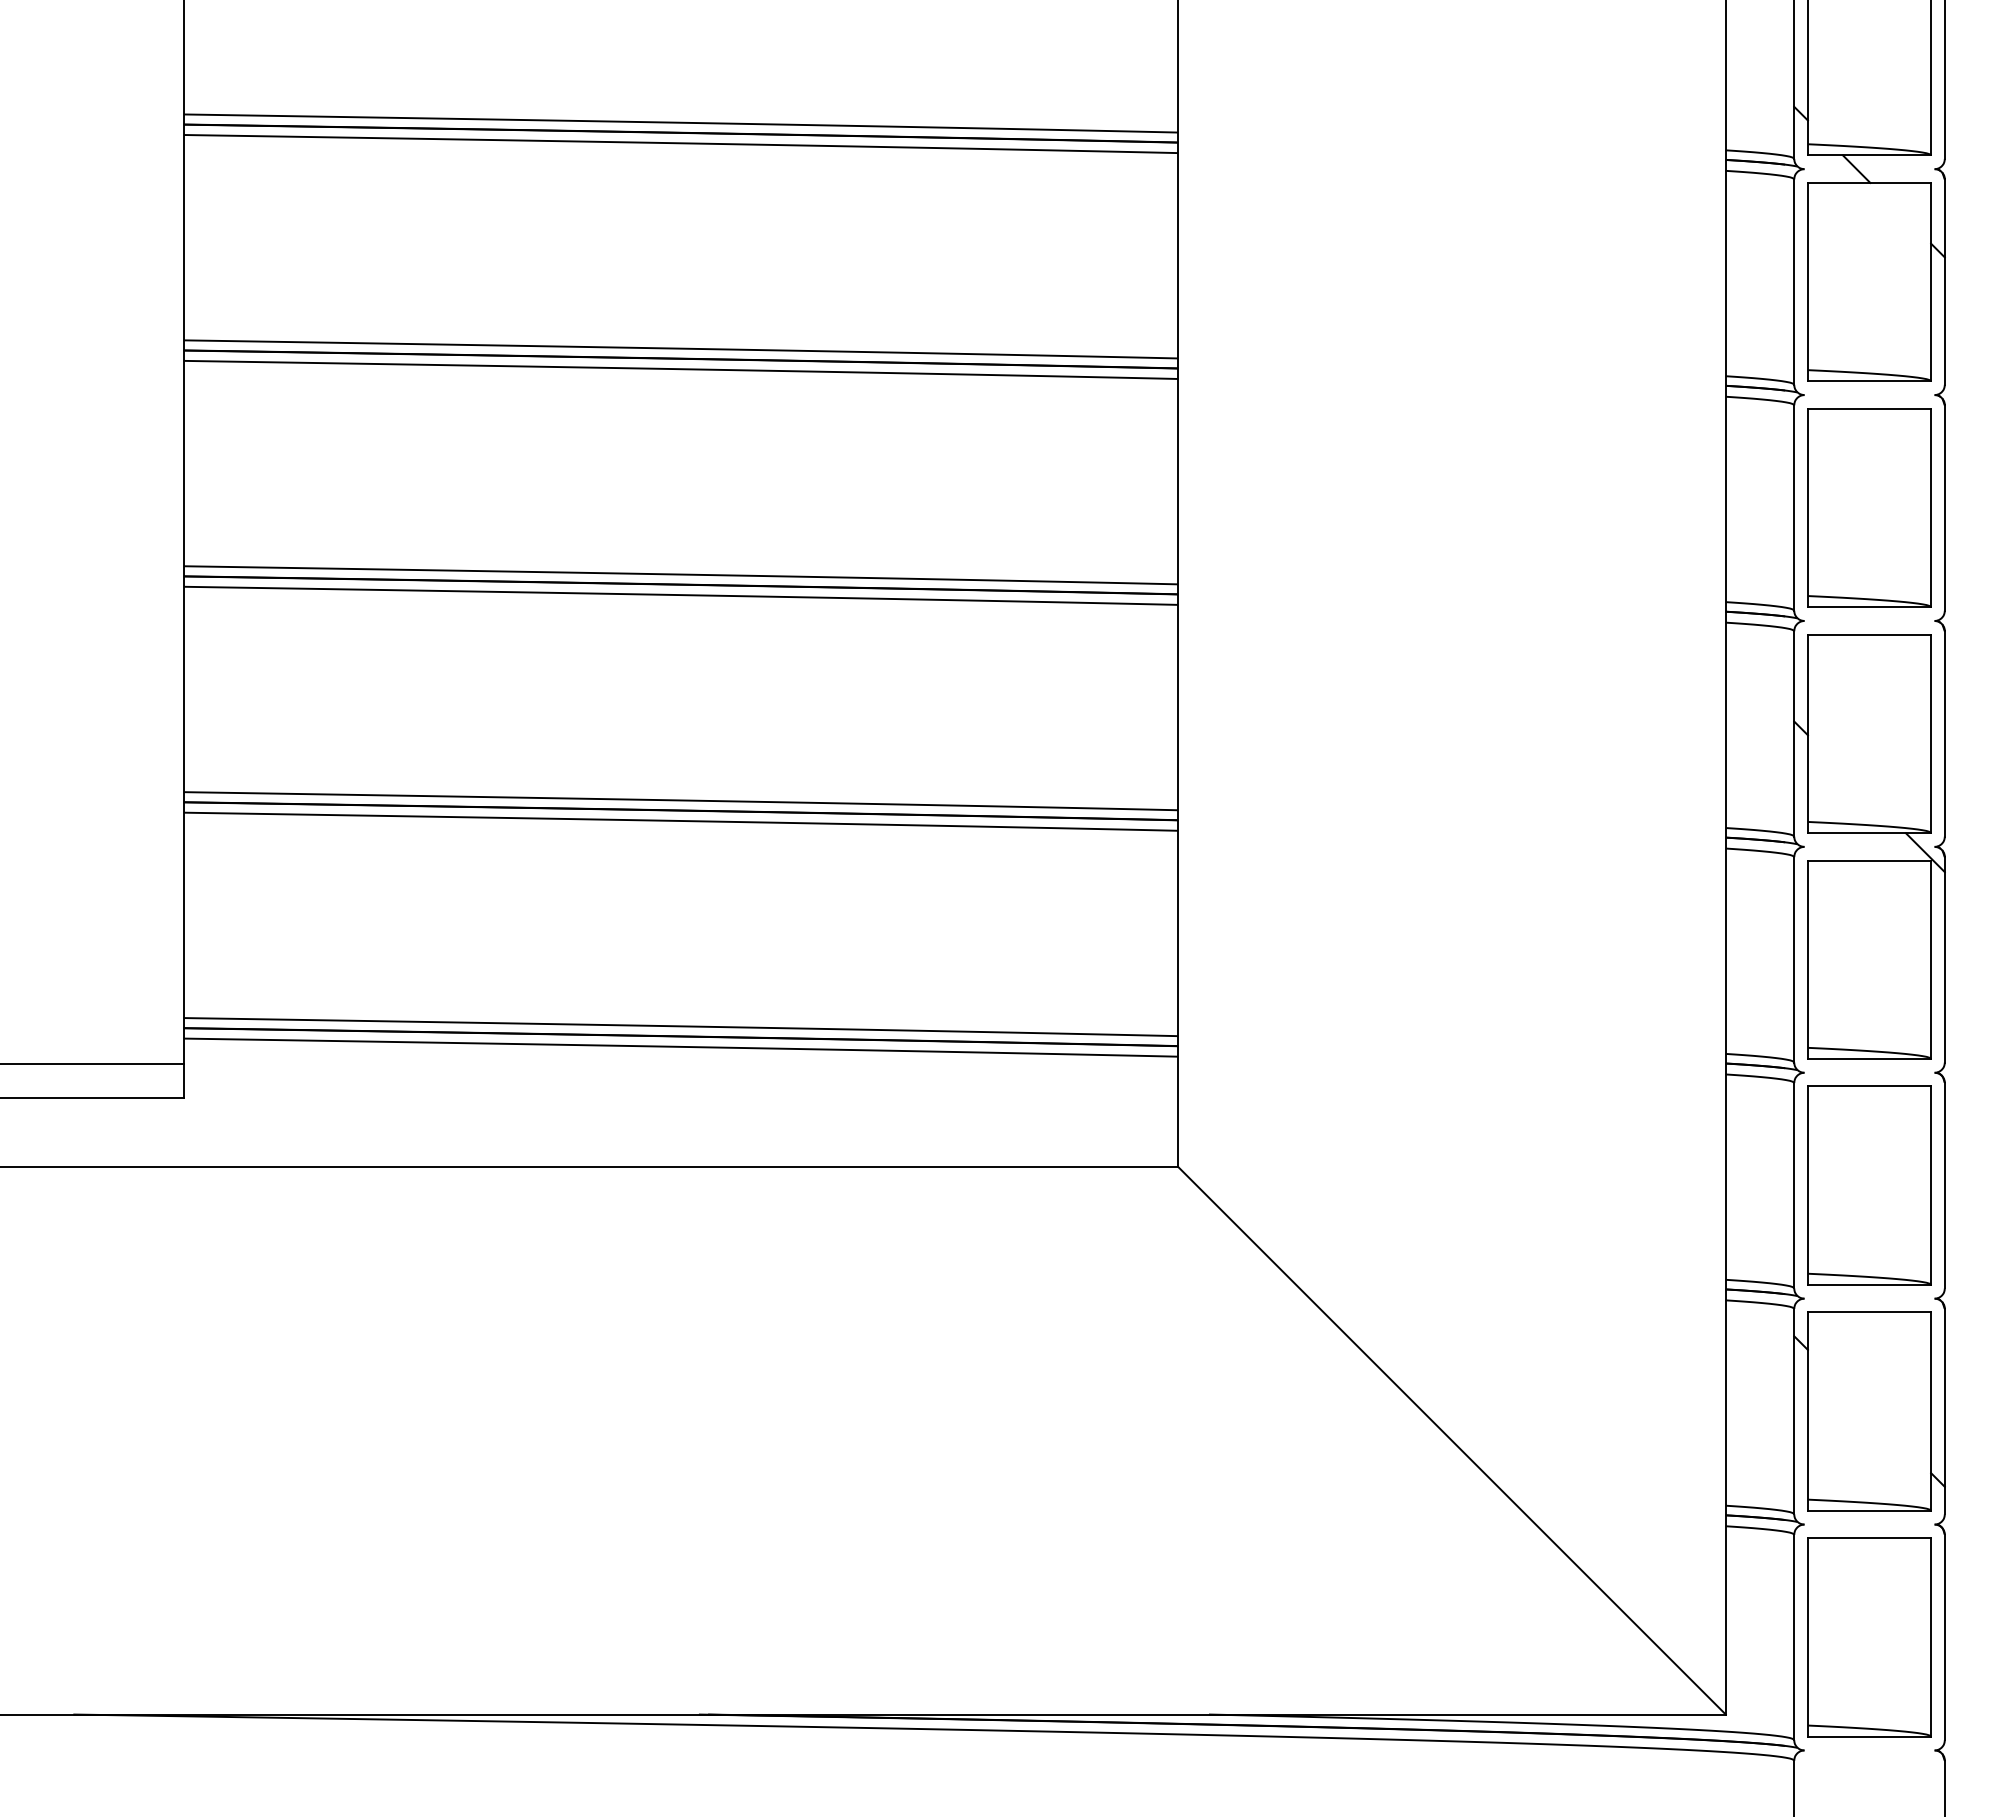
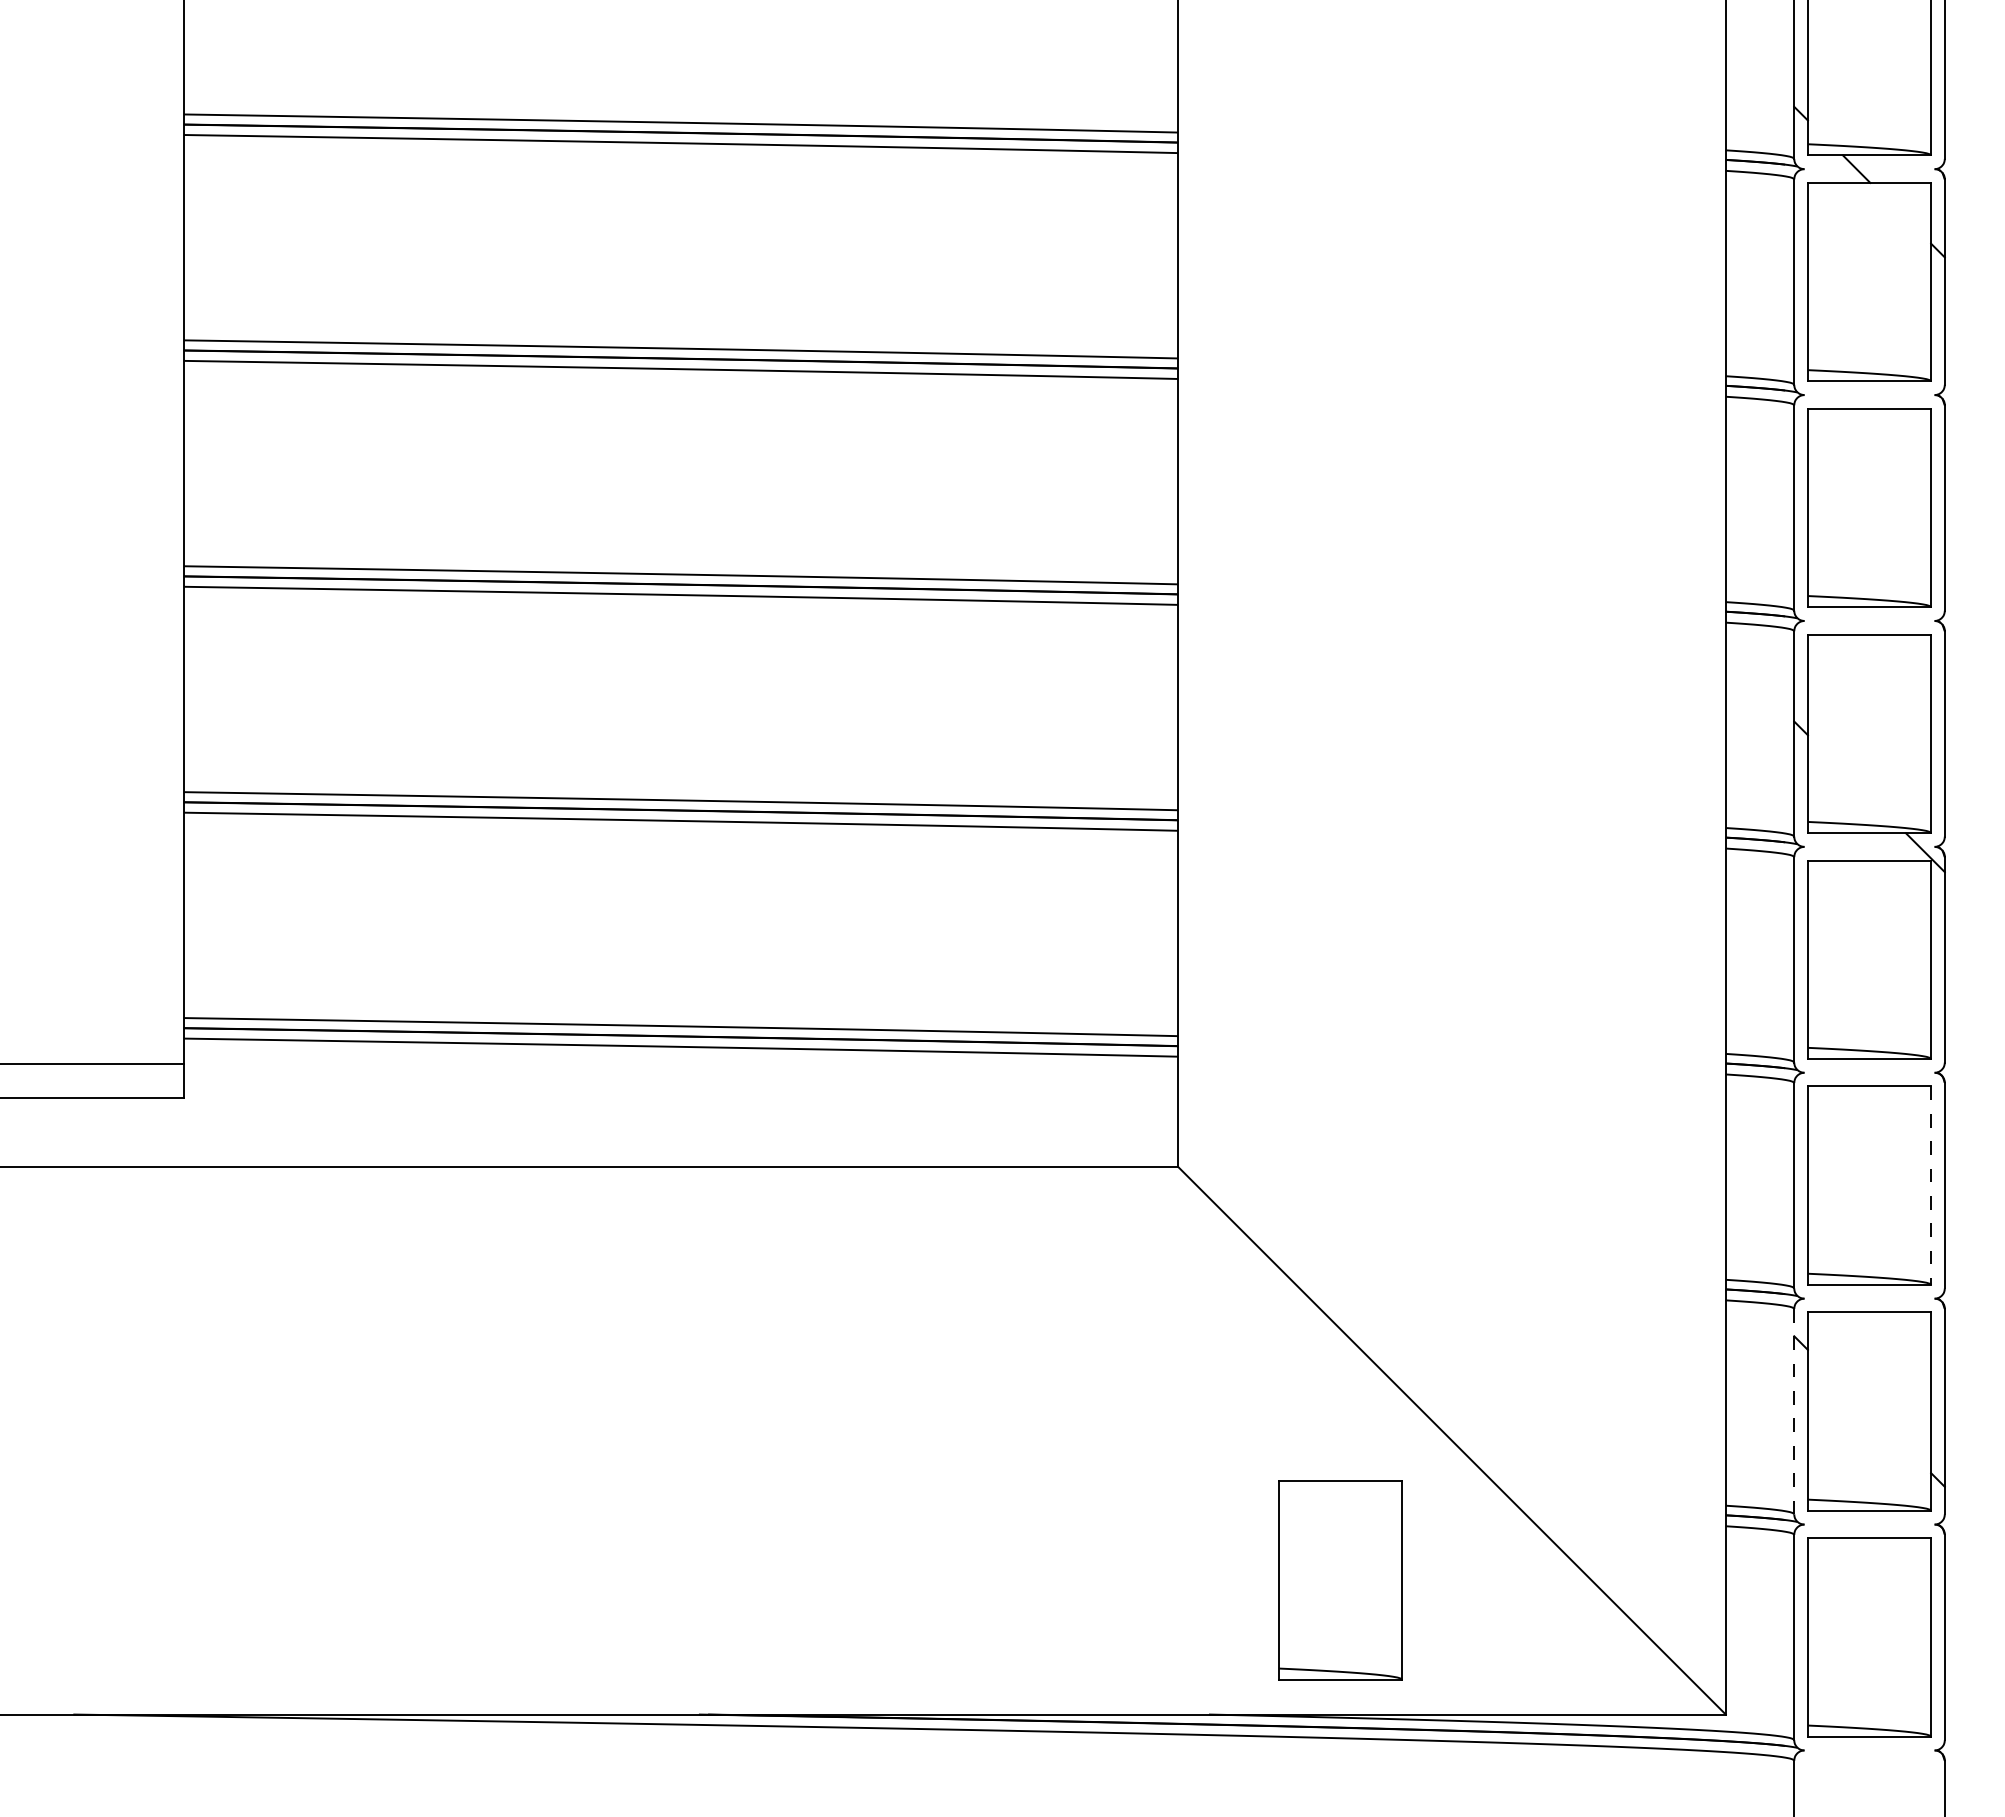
line: solid -> dashed (1931, 1186)
line: solid -> dashed (1794, 1411)
part: none -> present (1340, 1580)
